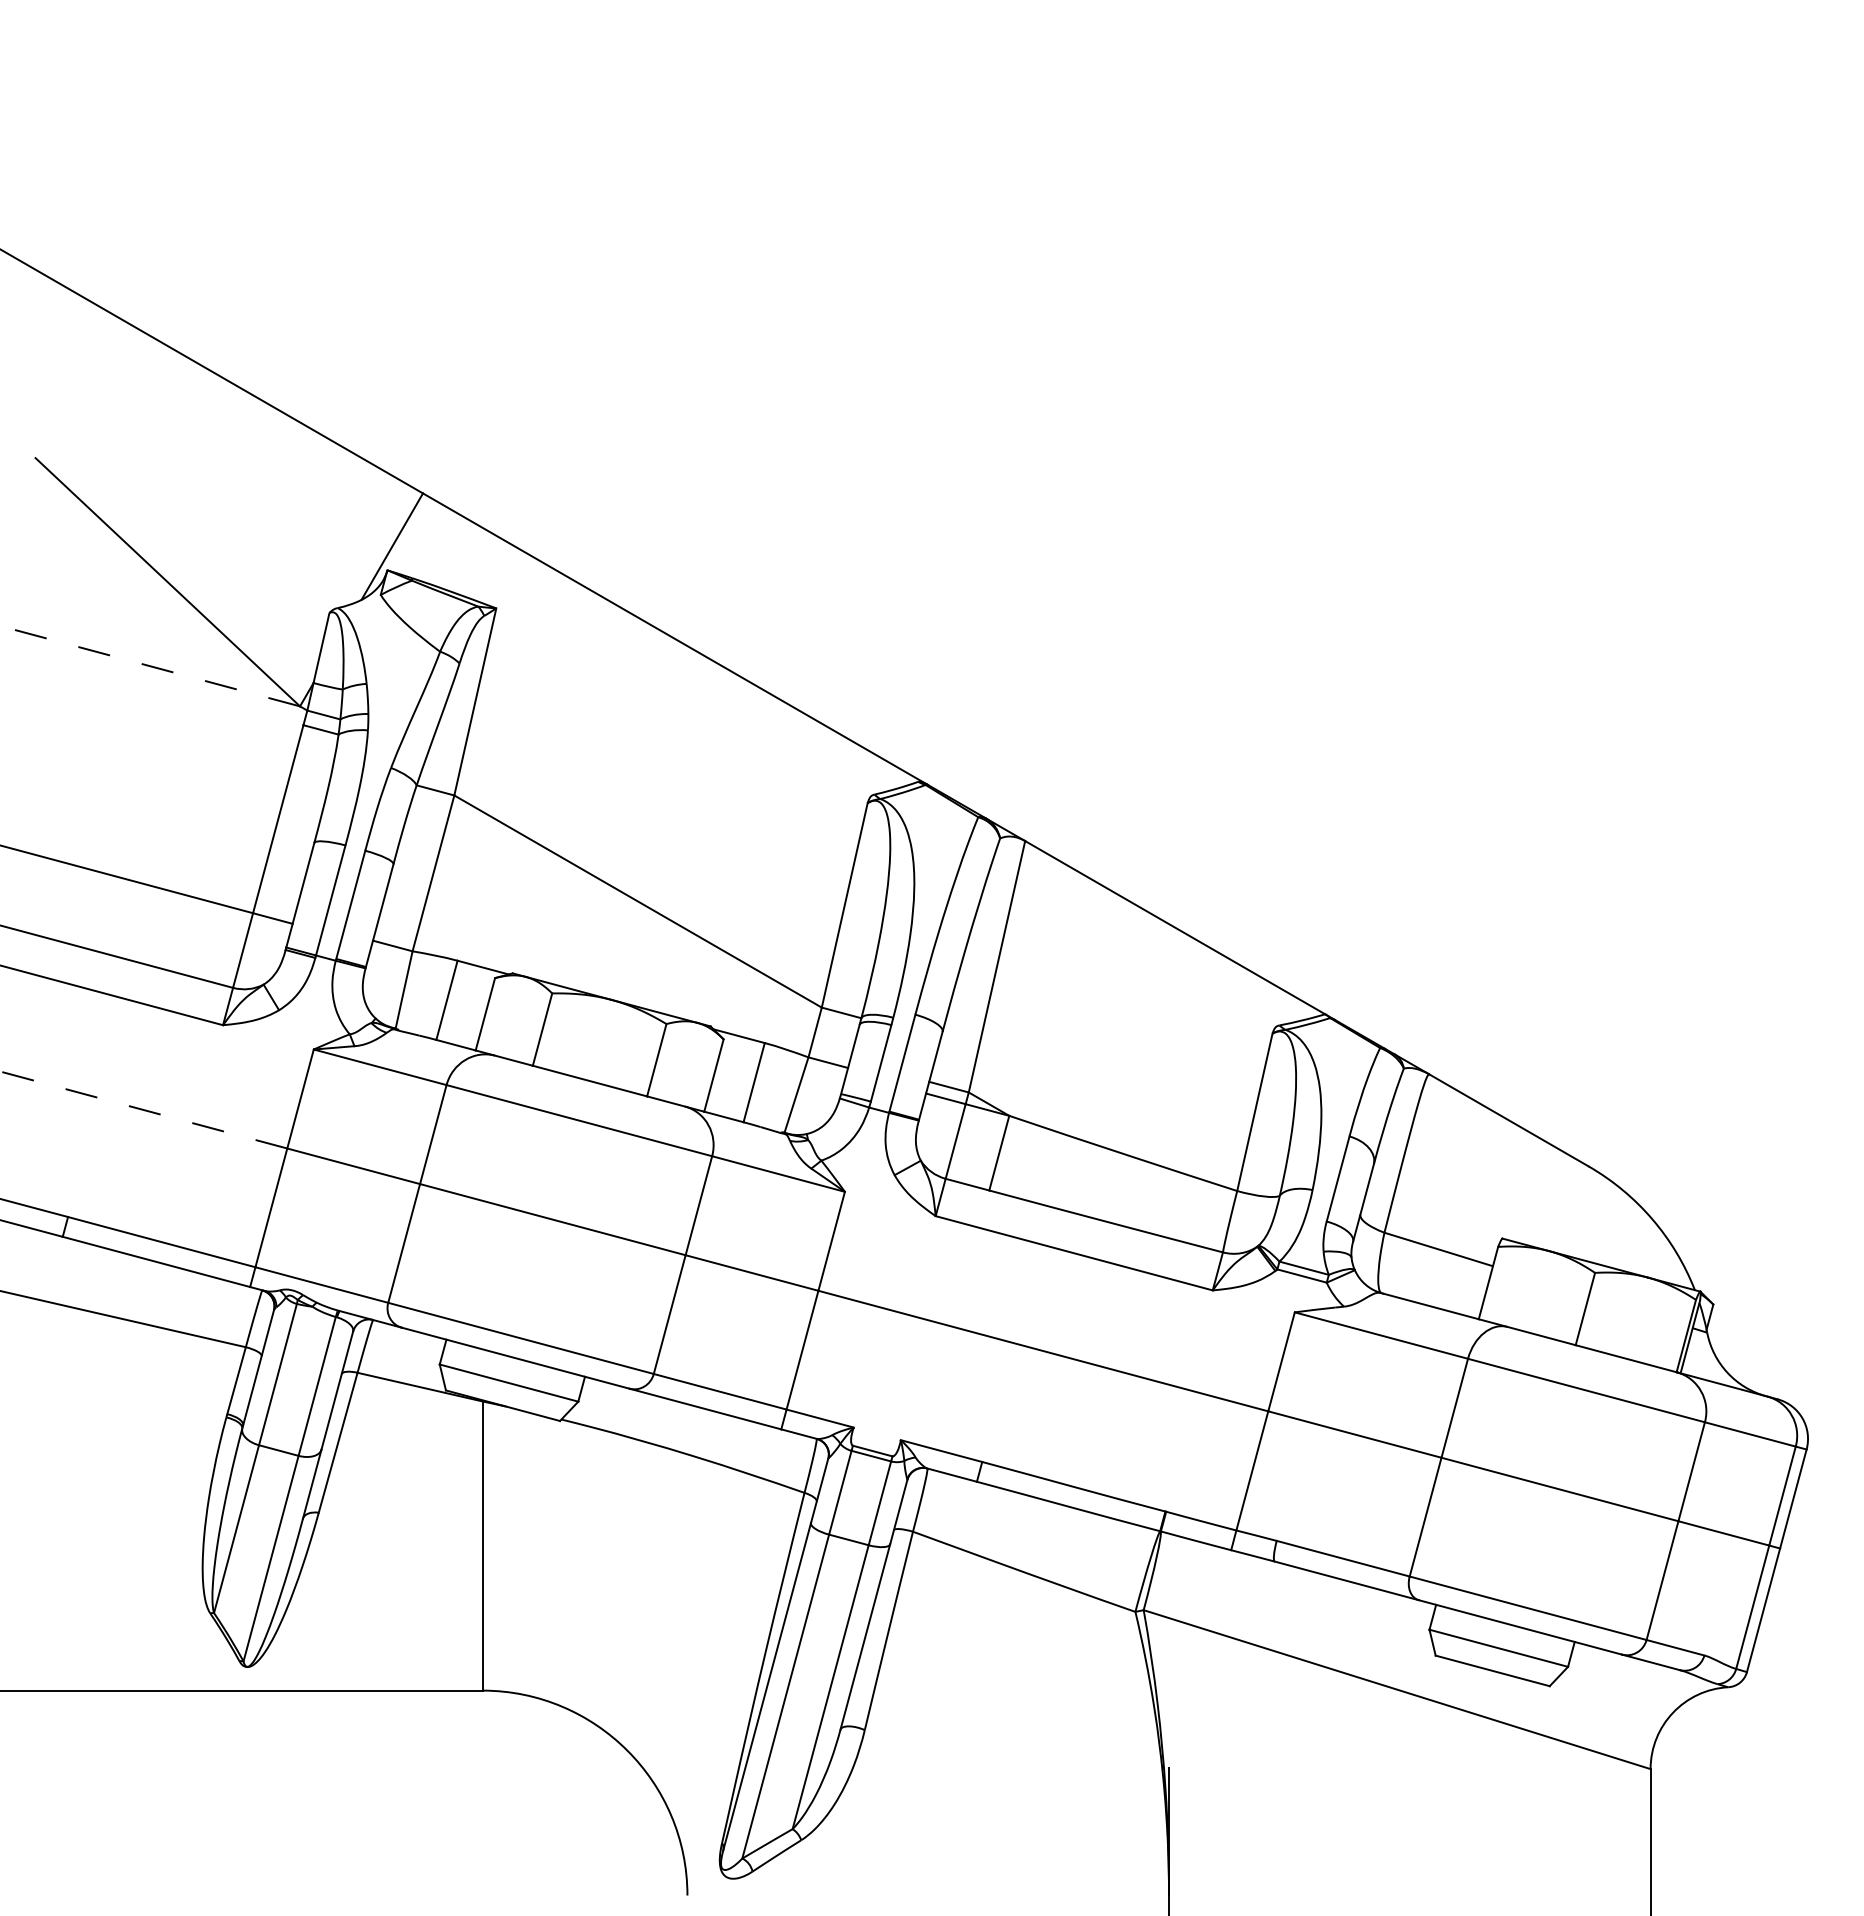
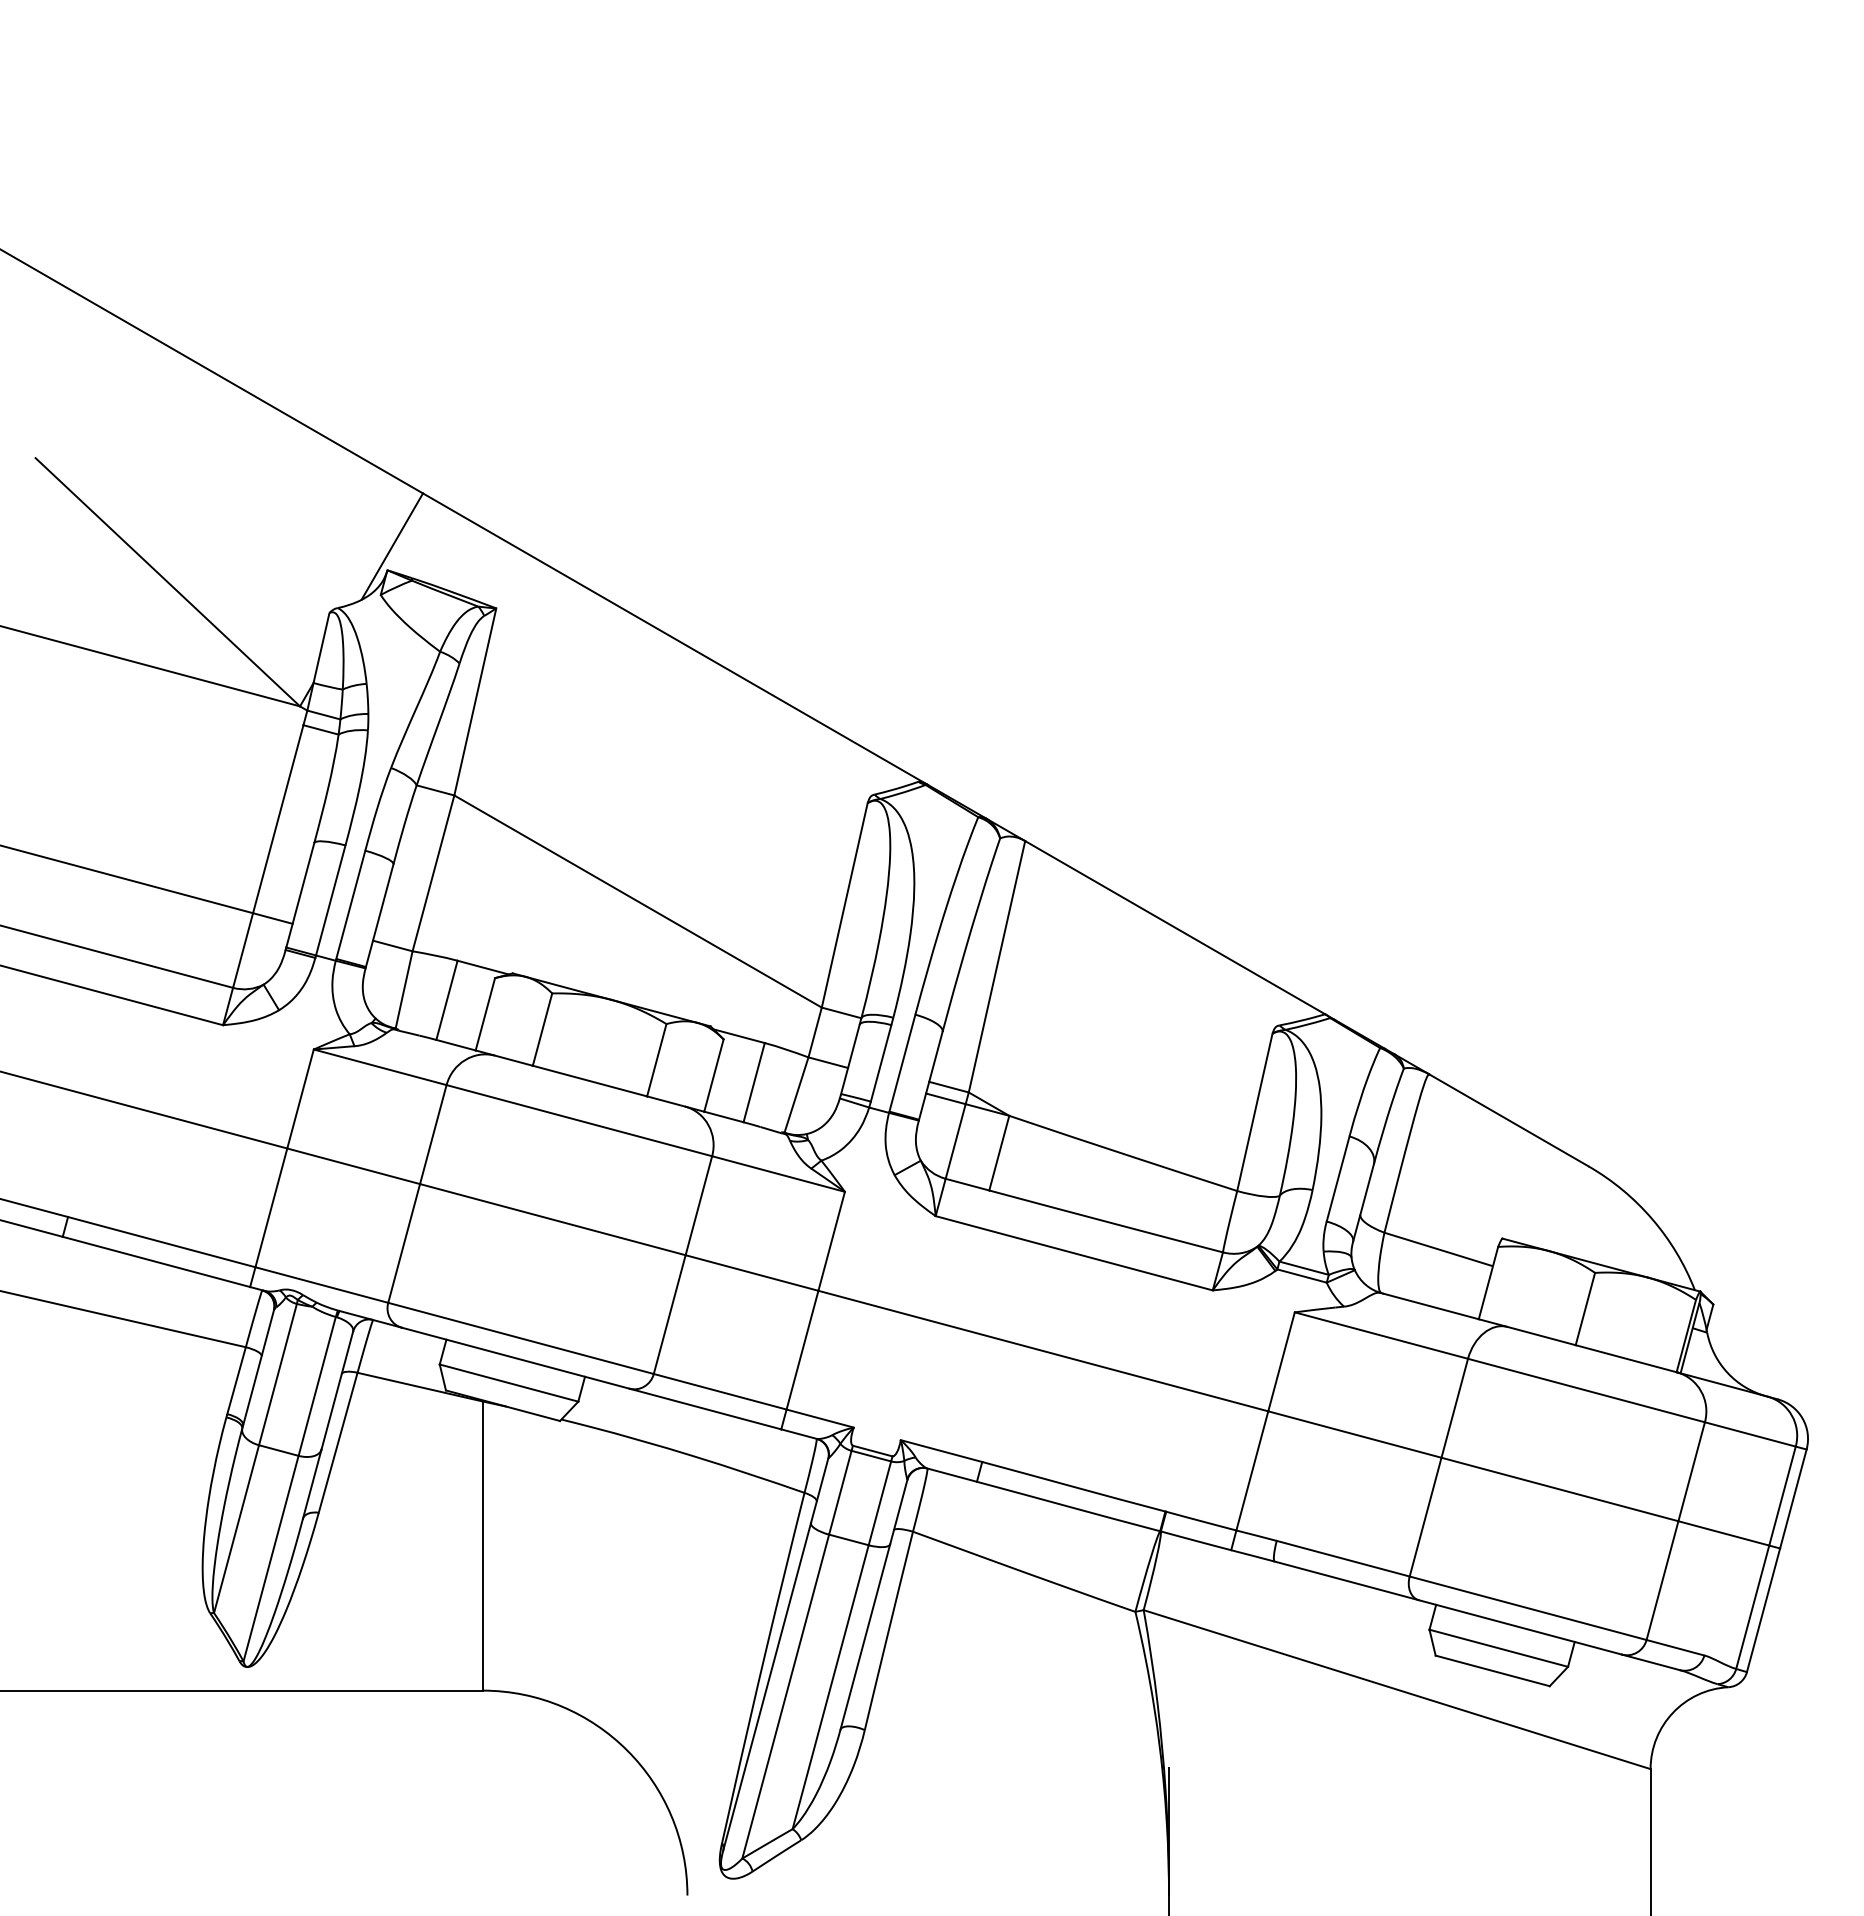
line: dashed -> solid (150, 666)
line: dashed -> solid (143, 1109)
